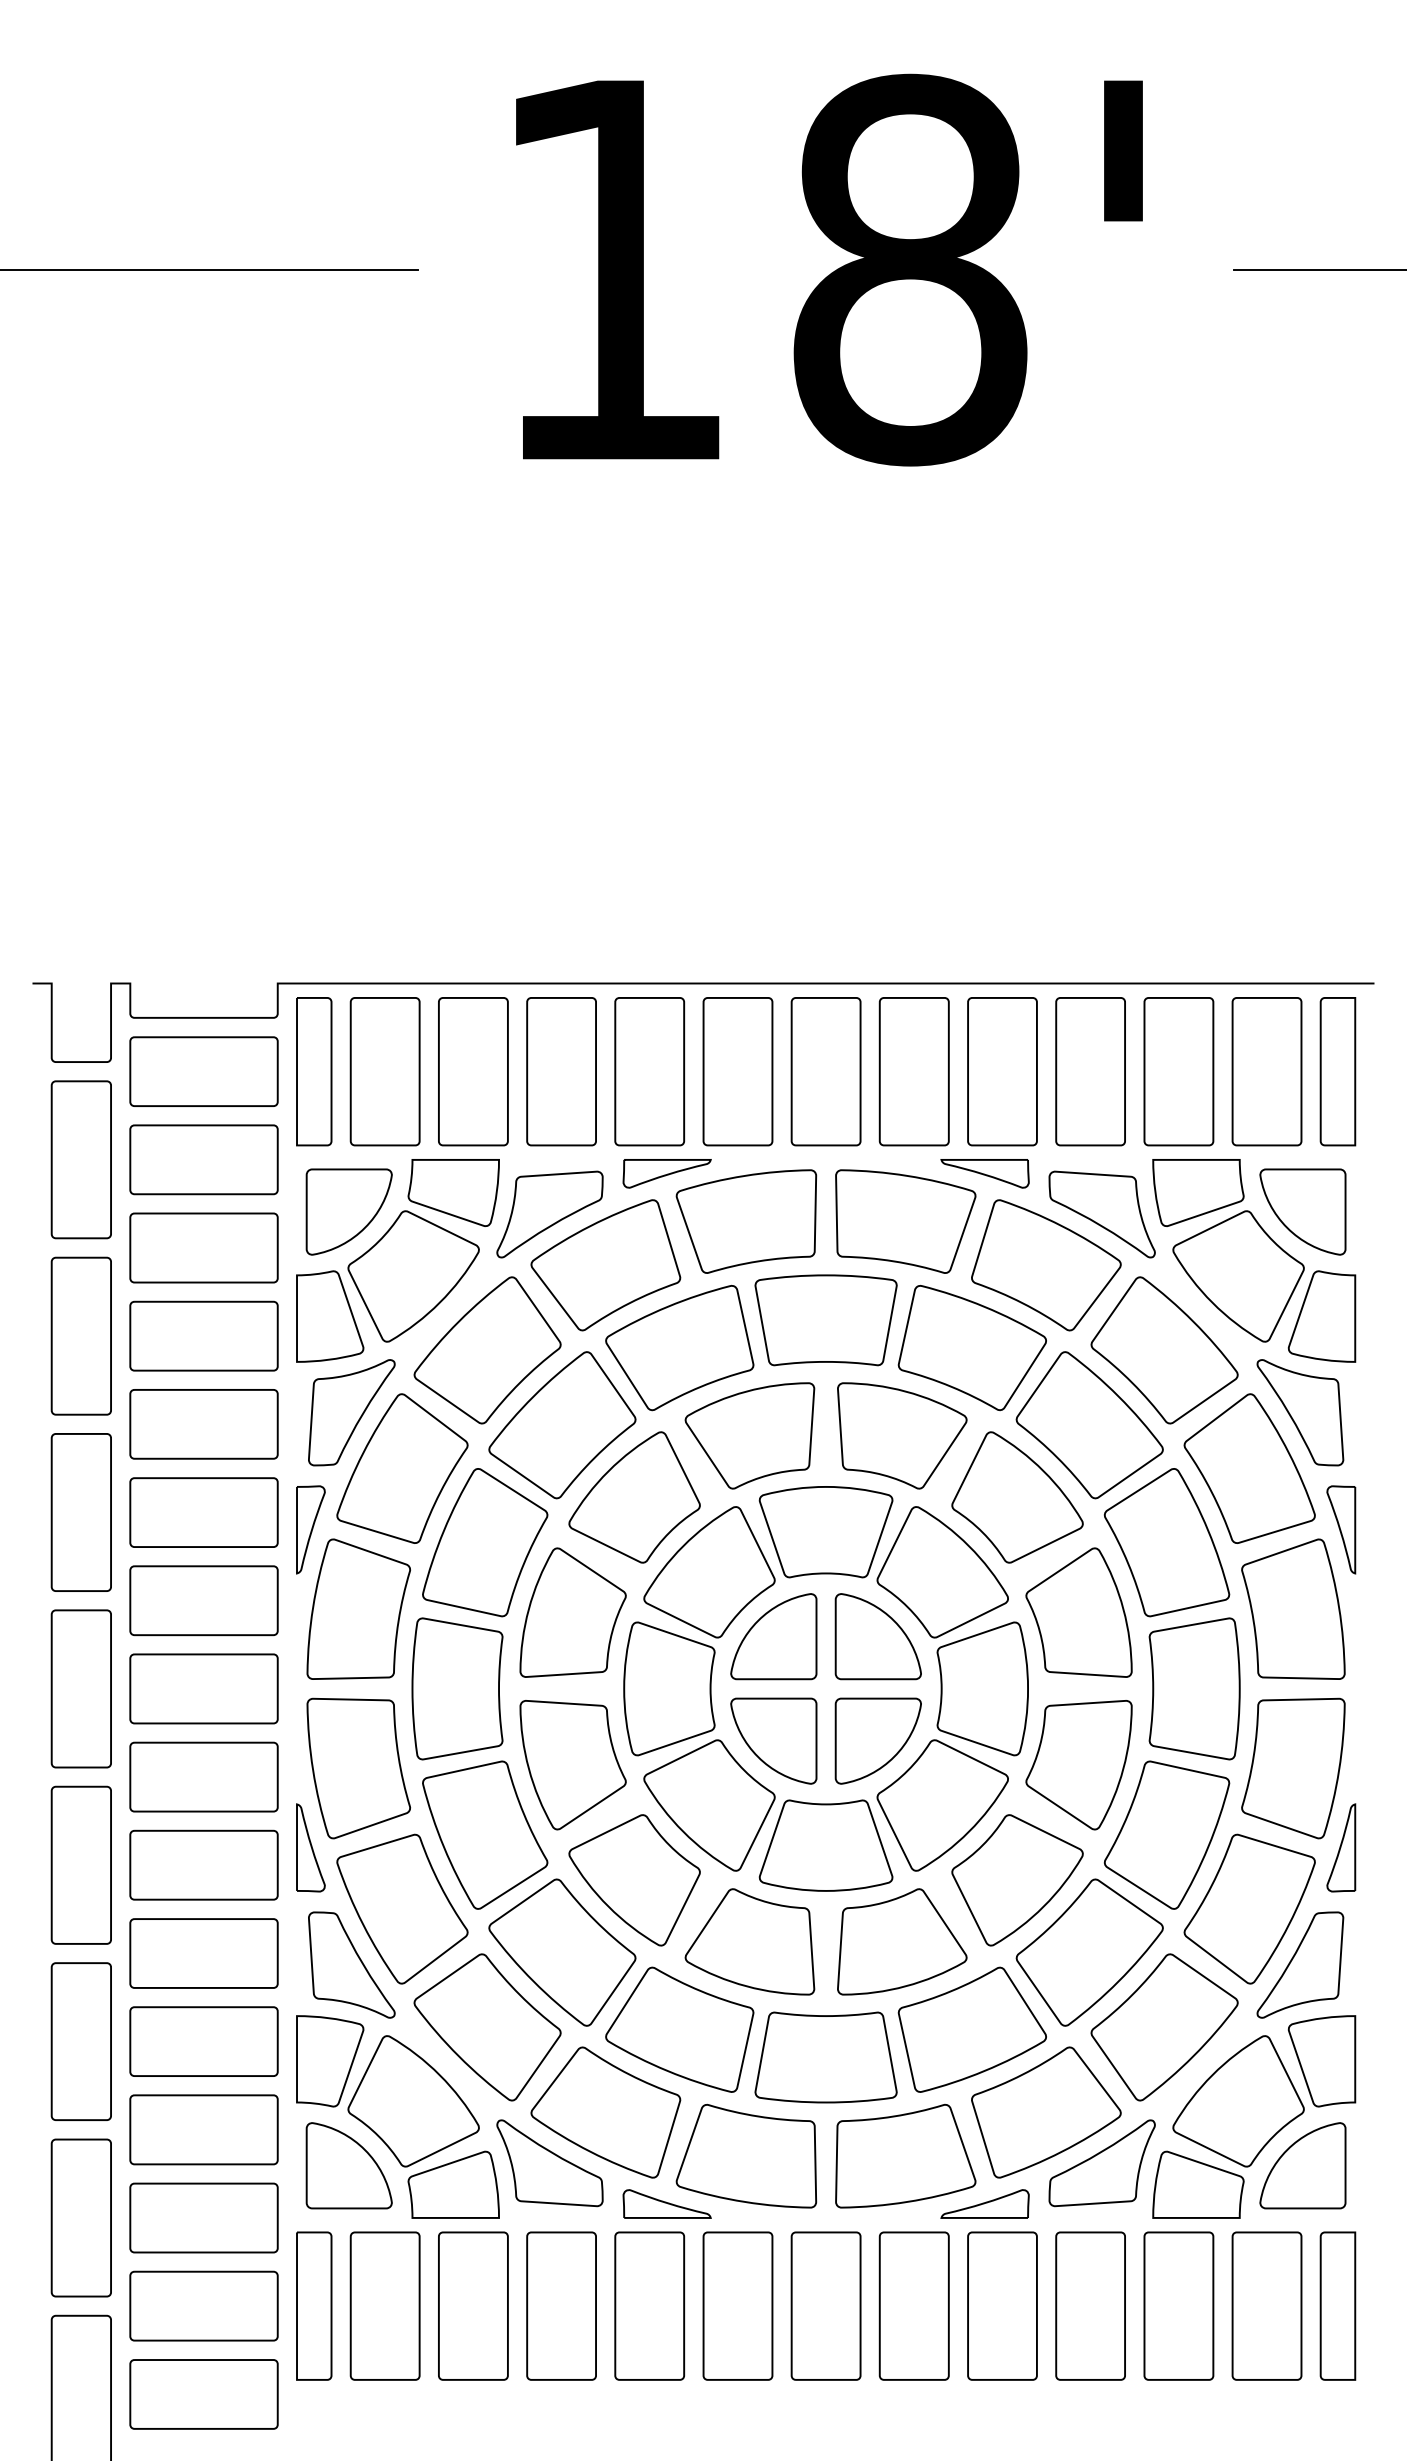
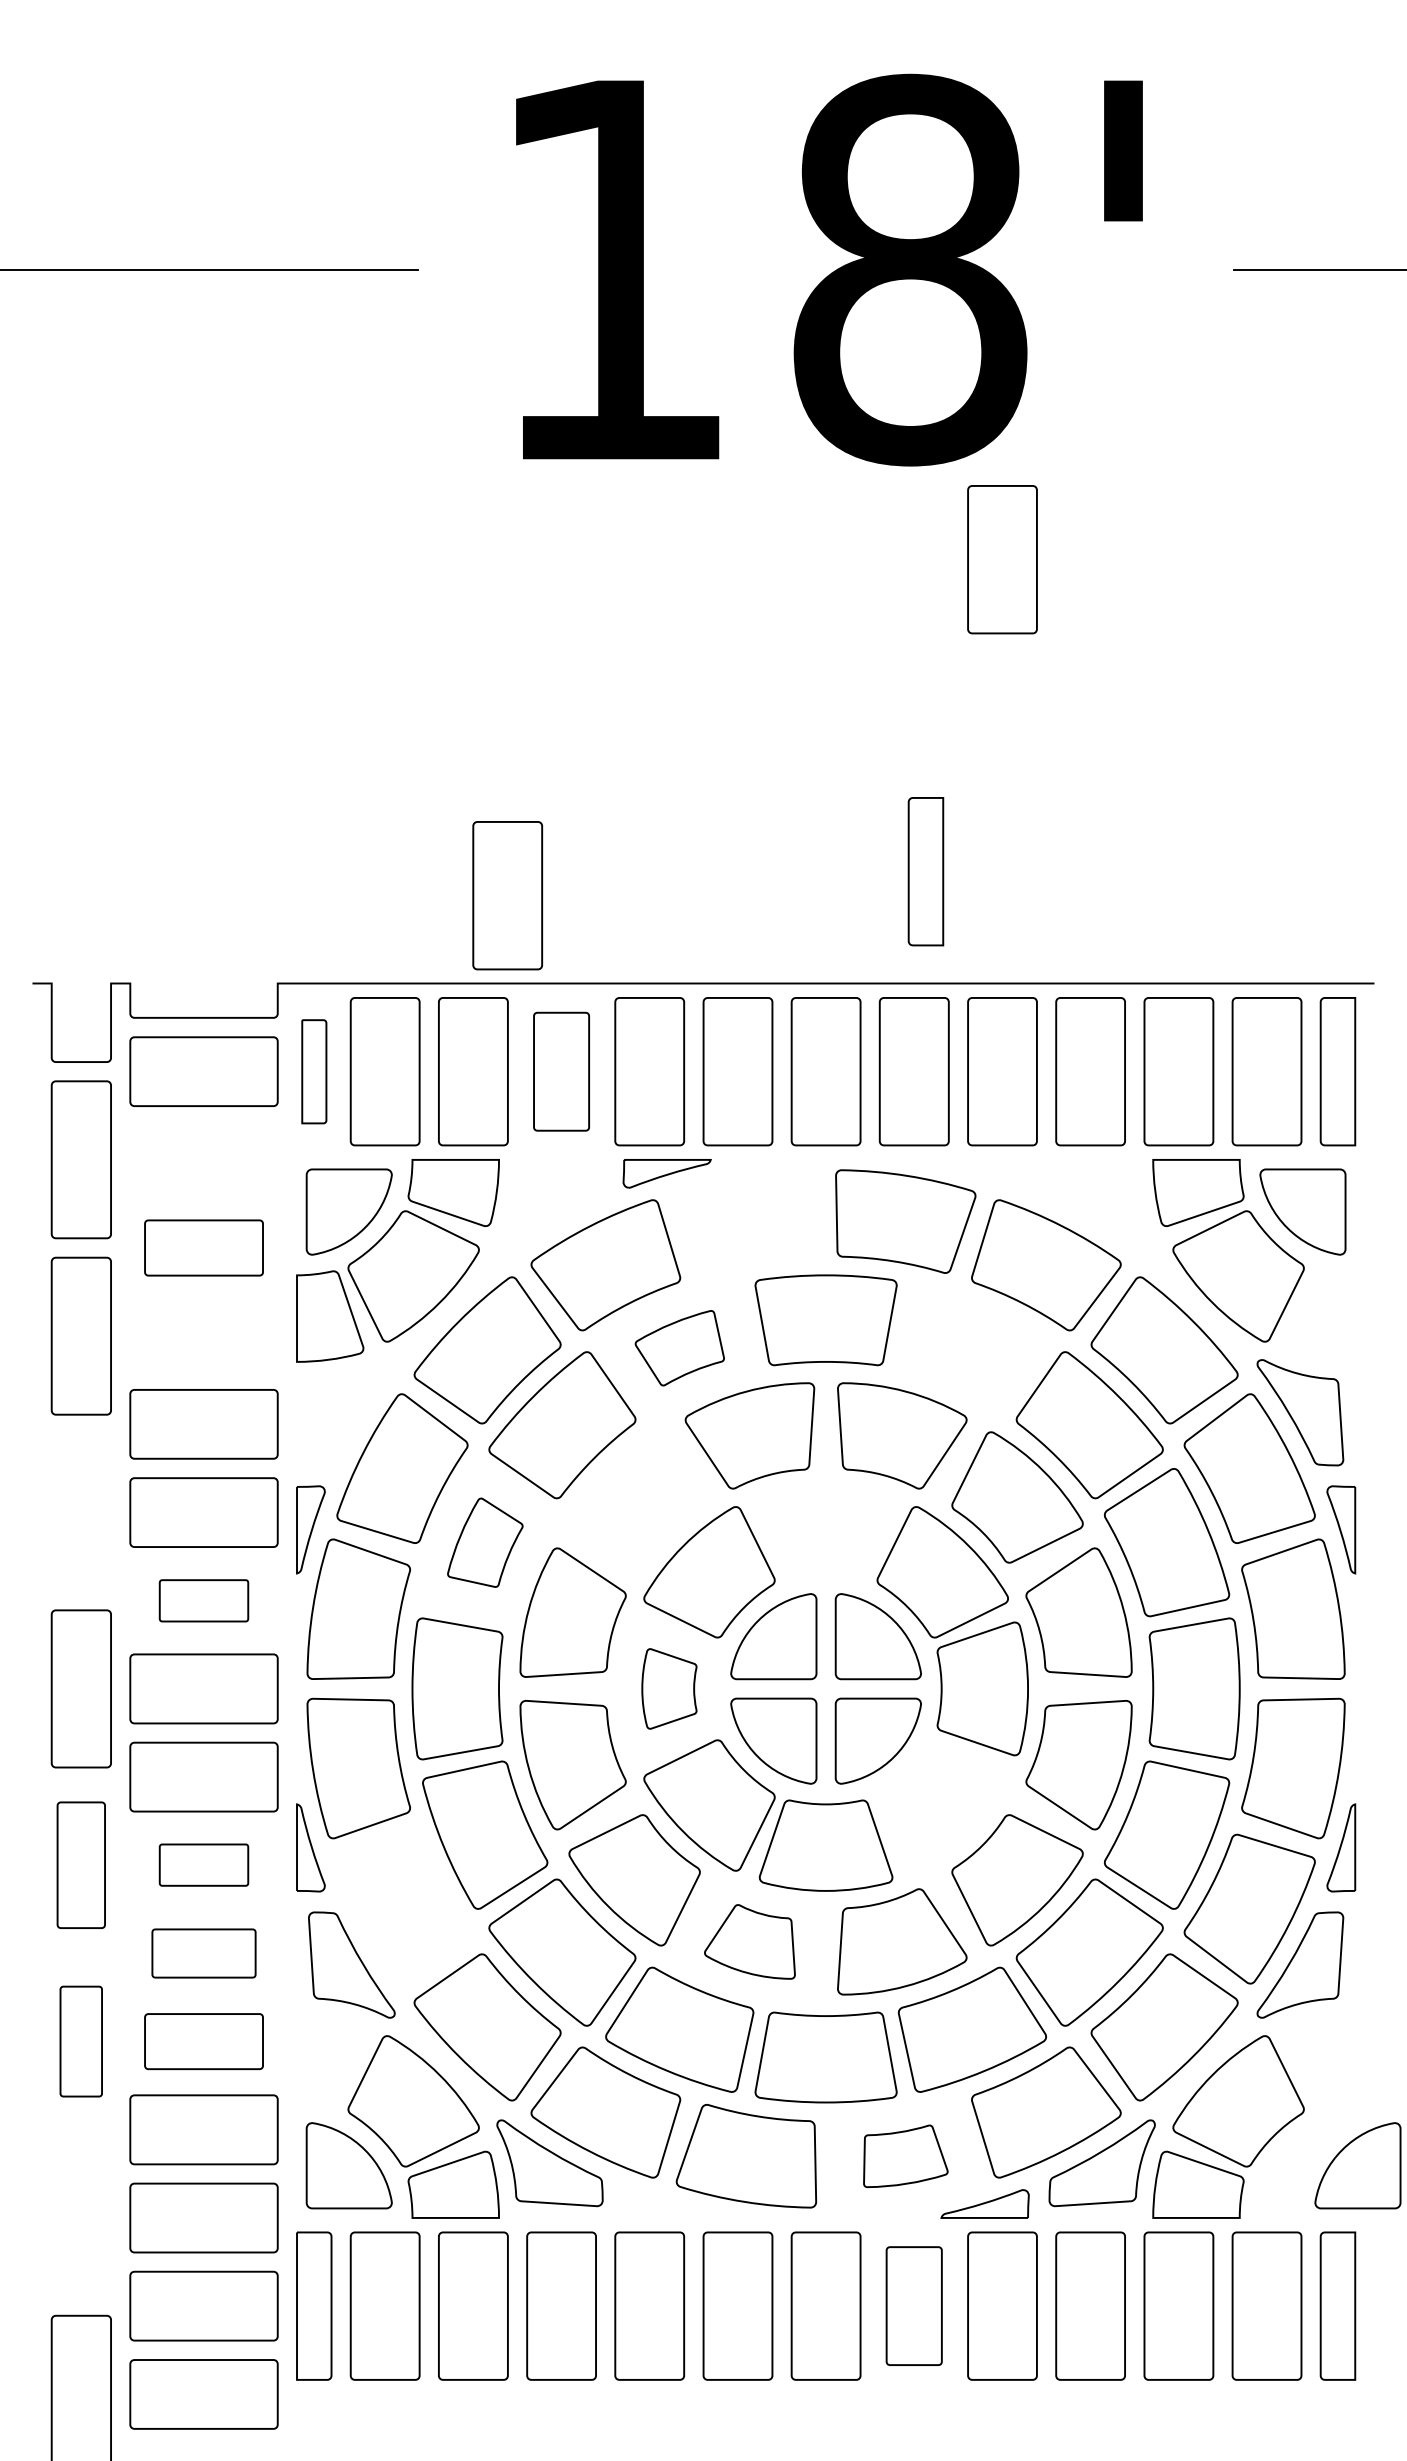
part: none -> present (1002, 559)
part: none -> present (925, 871)
part: none -> present (507, 895)
part size: 37x150 px -> 27x106 px (314, 1071)
part size: 71x150 px -> 57x121 px (561, 1071)
part: present -> none (203, 1159)
part: present -> none (984, 1173)
part: present -> none (549, 1214)
part: present -> none (1101, 1214)
part: present -> none (746, 1221)
part size: 150x72 px -> 120x58 px (203, 1247)
part: present -> none (1321, 1316)
part: present -> none (203, 1335)
part size: 150x127 px -> 91x77 px (679, 1348)
part: present -> none (971, 1348)
part: present -> none (351, 1412)
part: present -> none (634, 1497)
part: present -> none (80, 1512)
part: present -> none (825, 1532)
part size: 127x150 px -> 77x91 px (485, 1542)
part size: 150x72 px -> 92x44 px (203, 1600)
part size: 93x136 px -> 57x82 px (669, 1688)
part: present -> none (942, 1805)
part size: 62x160 px -> 50x128 px (80, 1864)
part size: 150x72 px -> 92x44 px (203, 1864)
part: present -> none (402, 1908)
part size: 132x108 px -> 92x76 px (749, 1941)
part size: 150x71 px -> 106x51 px (203, 1953)
part size: 62x159 px -> 44x113 px (80, 2041)
part size: 150x71 px -> 120x58 px (203, 2041)
part: present -> none (330, 2061)
part: present -> none (1321, 2061)
part size: 142x105 px -> 86x65 px (905, 2156)
part position: (1302, 2165) -> (1357, 2165) (1357, 2165)
part: present -> none (666, 2203)
part: present -> none (80, 2217)
part size: 72x150 px -> 58x120 px (913, 2305)
